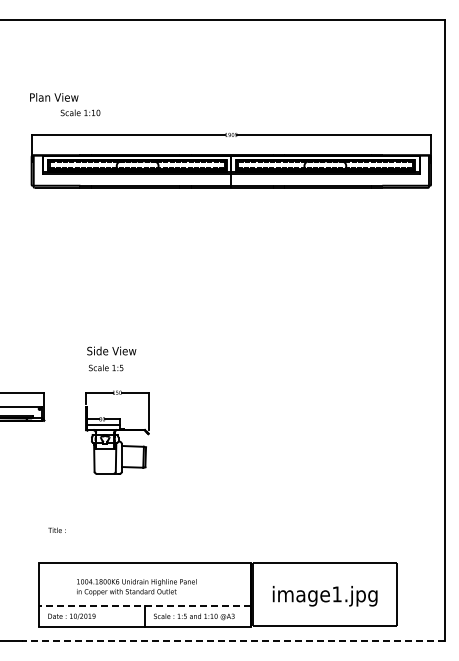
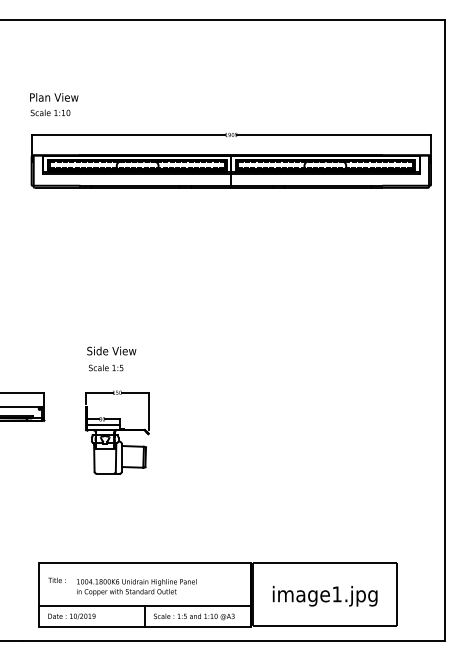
text position: (80, 112) -> (50, 112) (50, 112)
text position: (56, 529) -> (56, 579) (56, 579)
line: dashed -> solid (145, 605)
line: dashed -> solid (233, 641)
